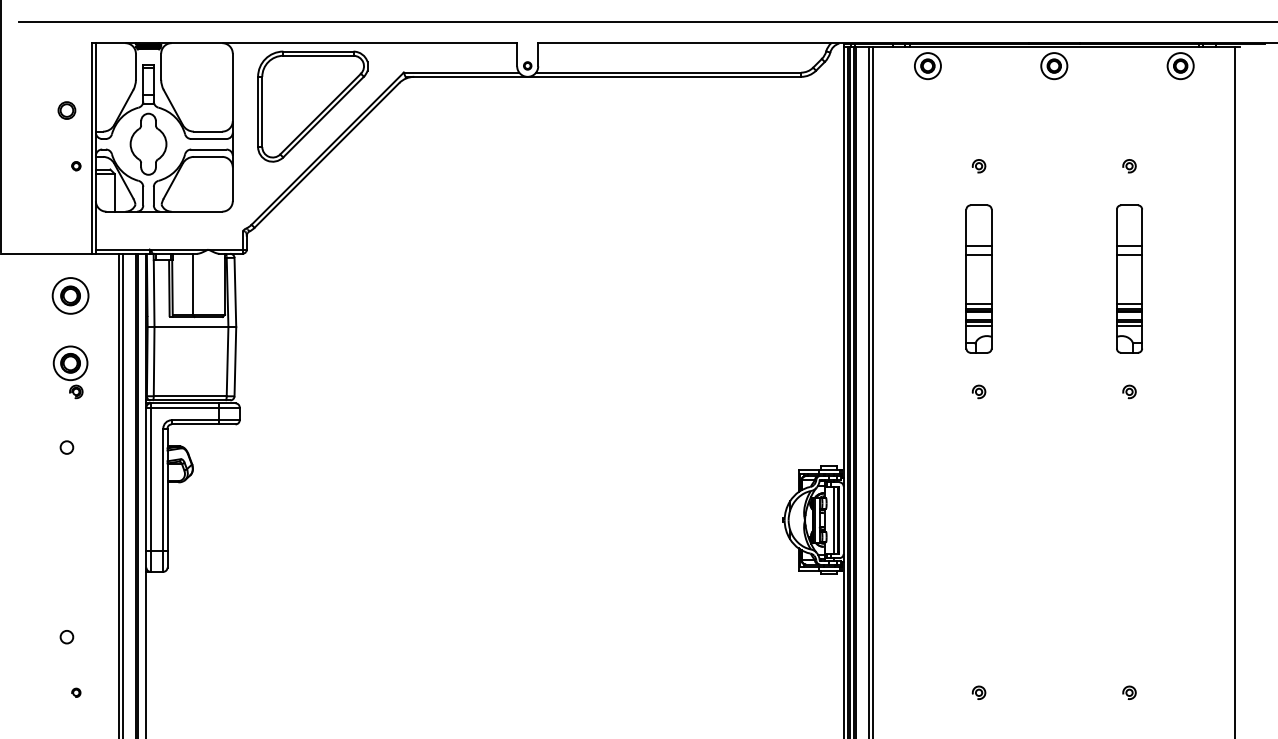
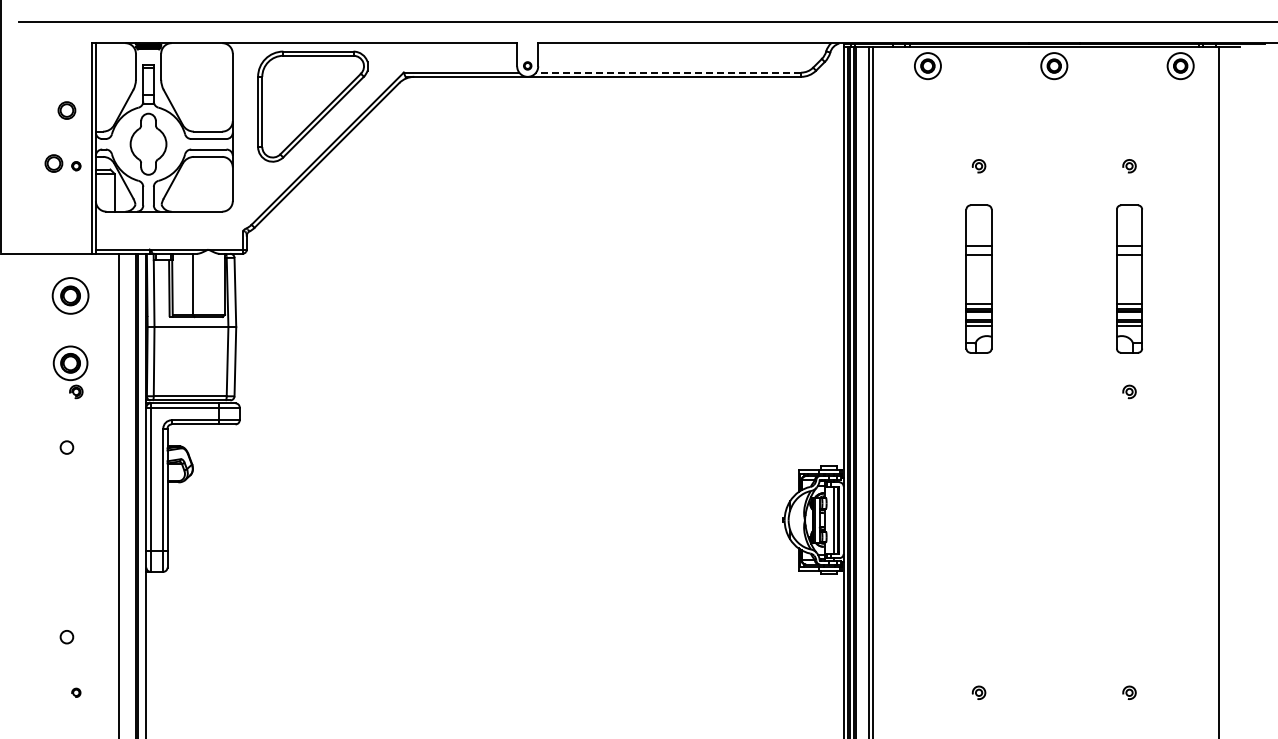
line: solid -> dashed (668, 72)
part: none -> present (53, 163)
part: present -> none (978, 391)
line position: (1235, 391) -> (1219, 391) (1219, 391)
line: present -> none (123, 494)
